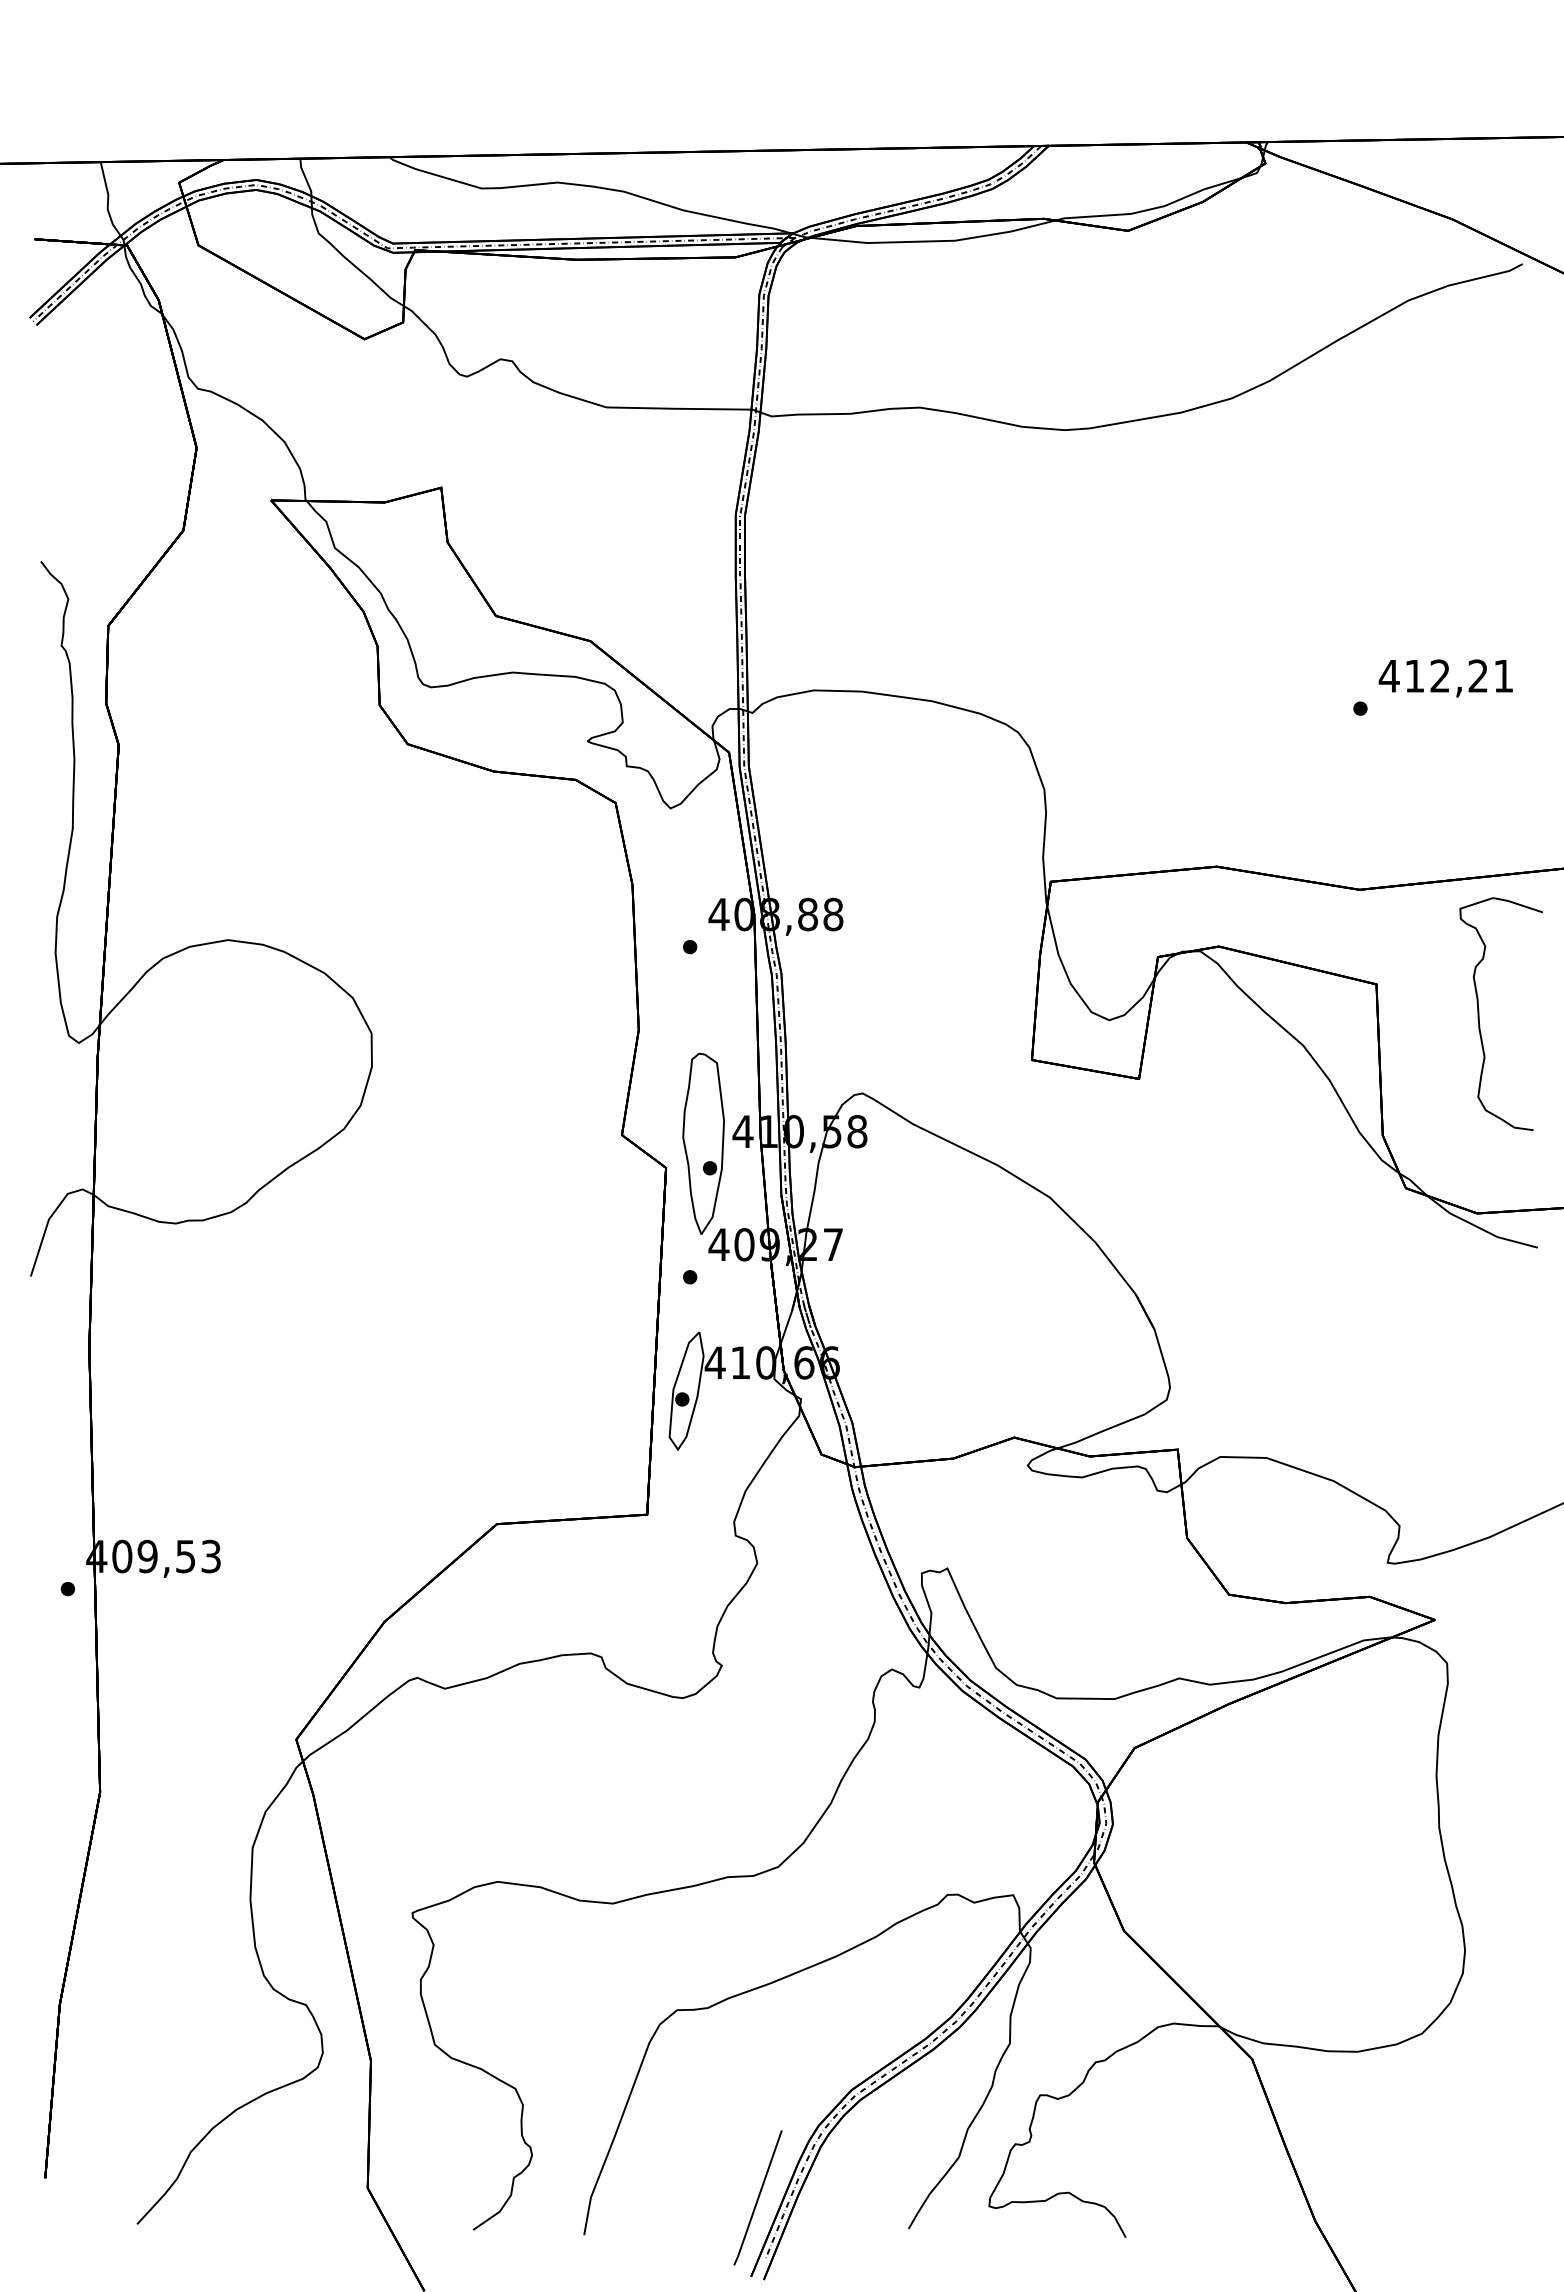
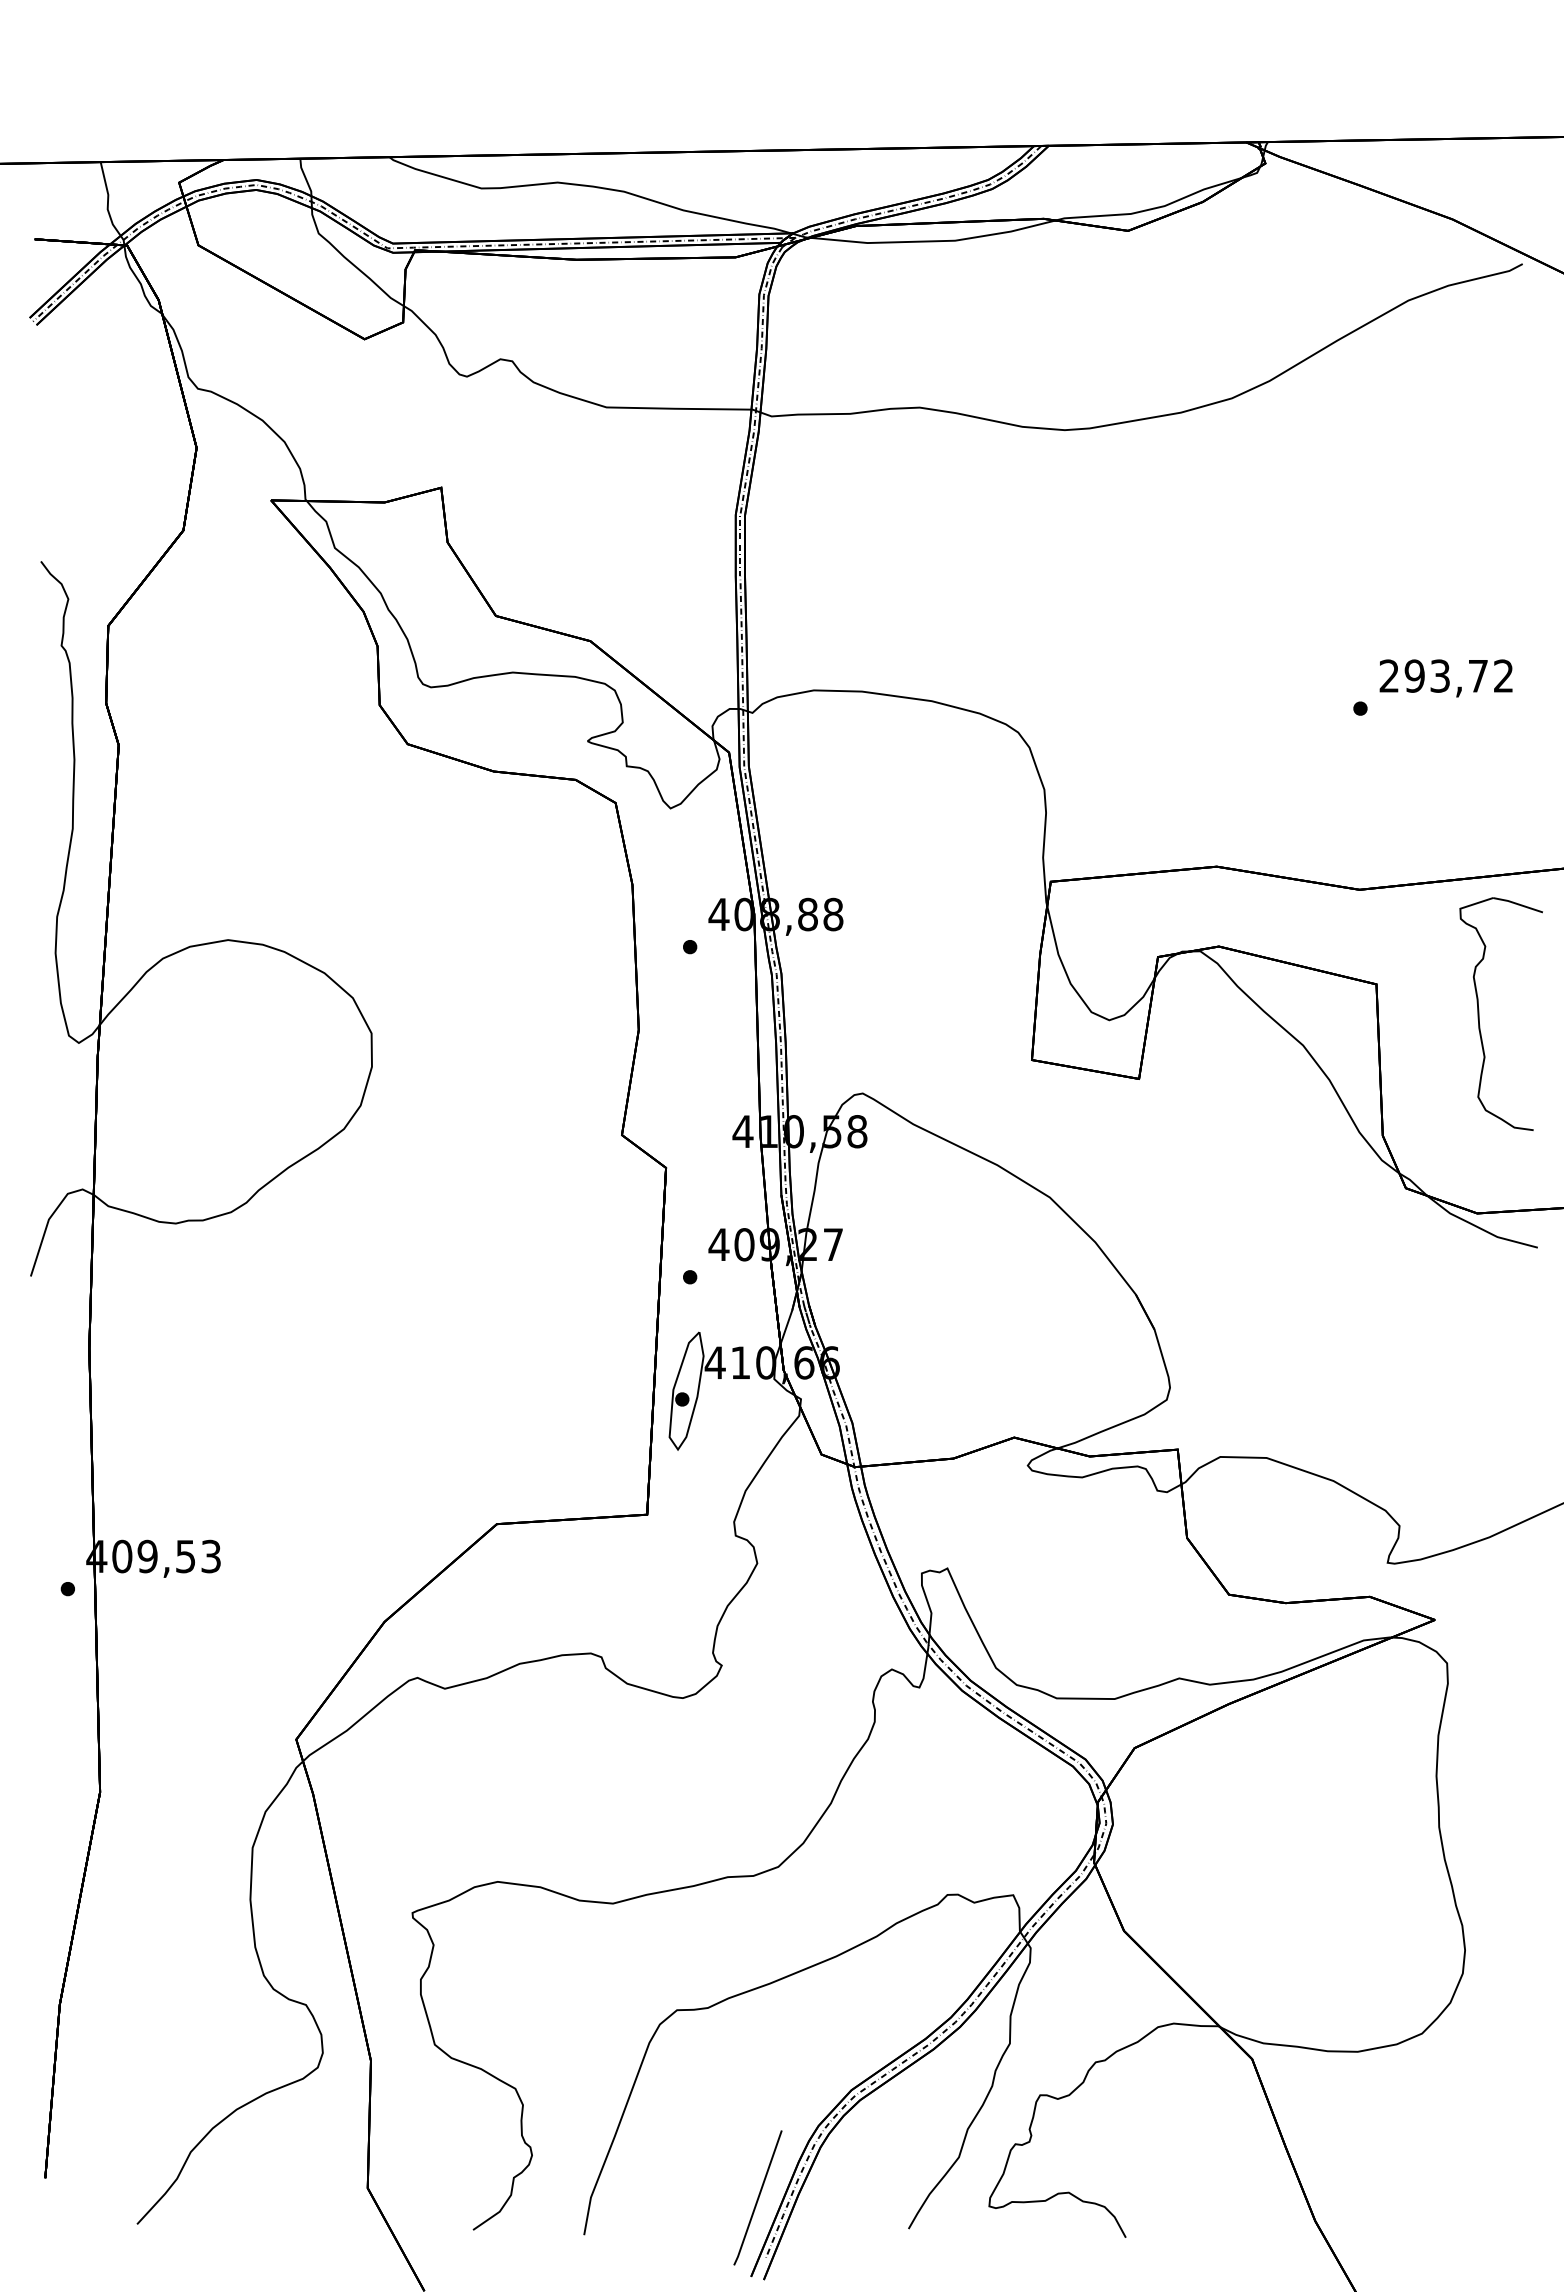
text: 412,21 -> 293,72 (1445, 675)
part: present -> none (703, 1143)
